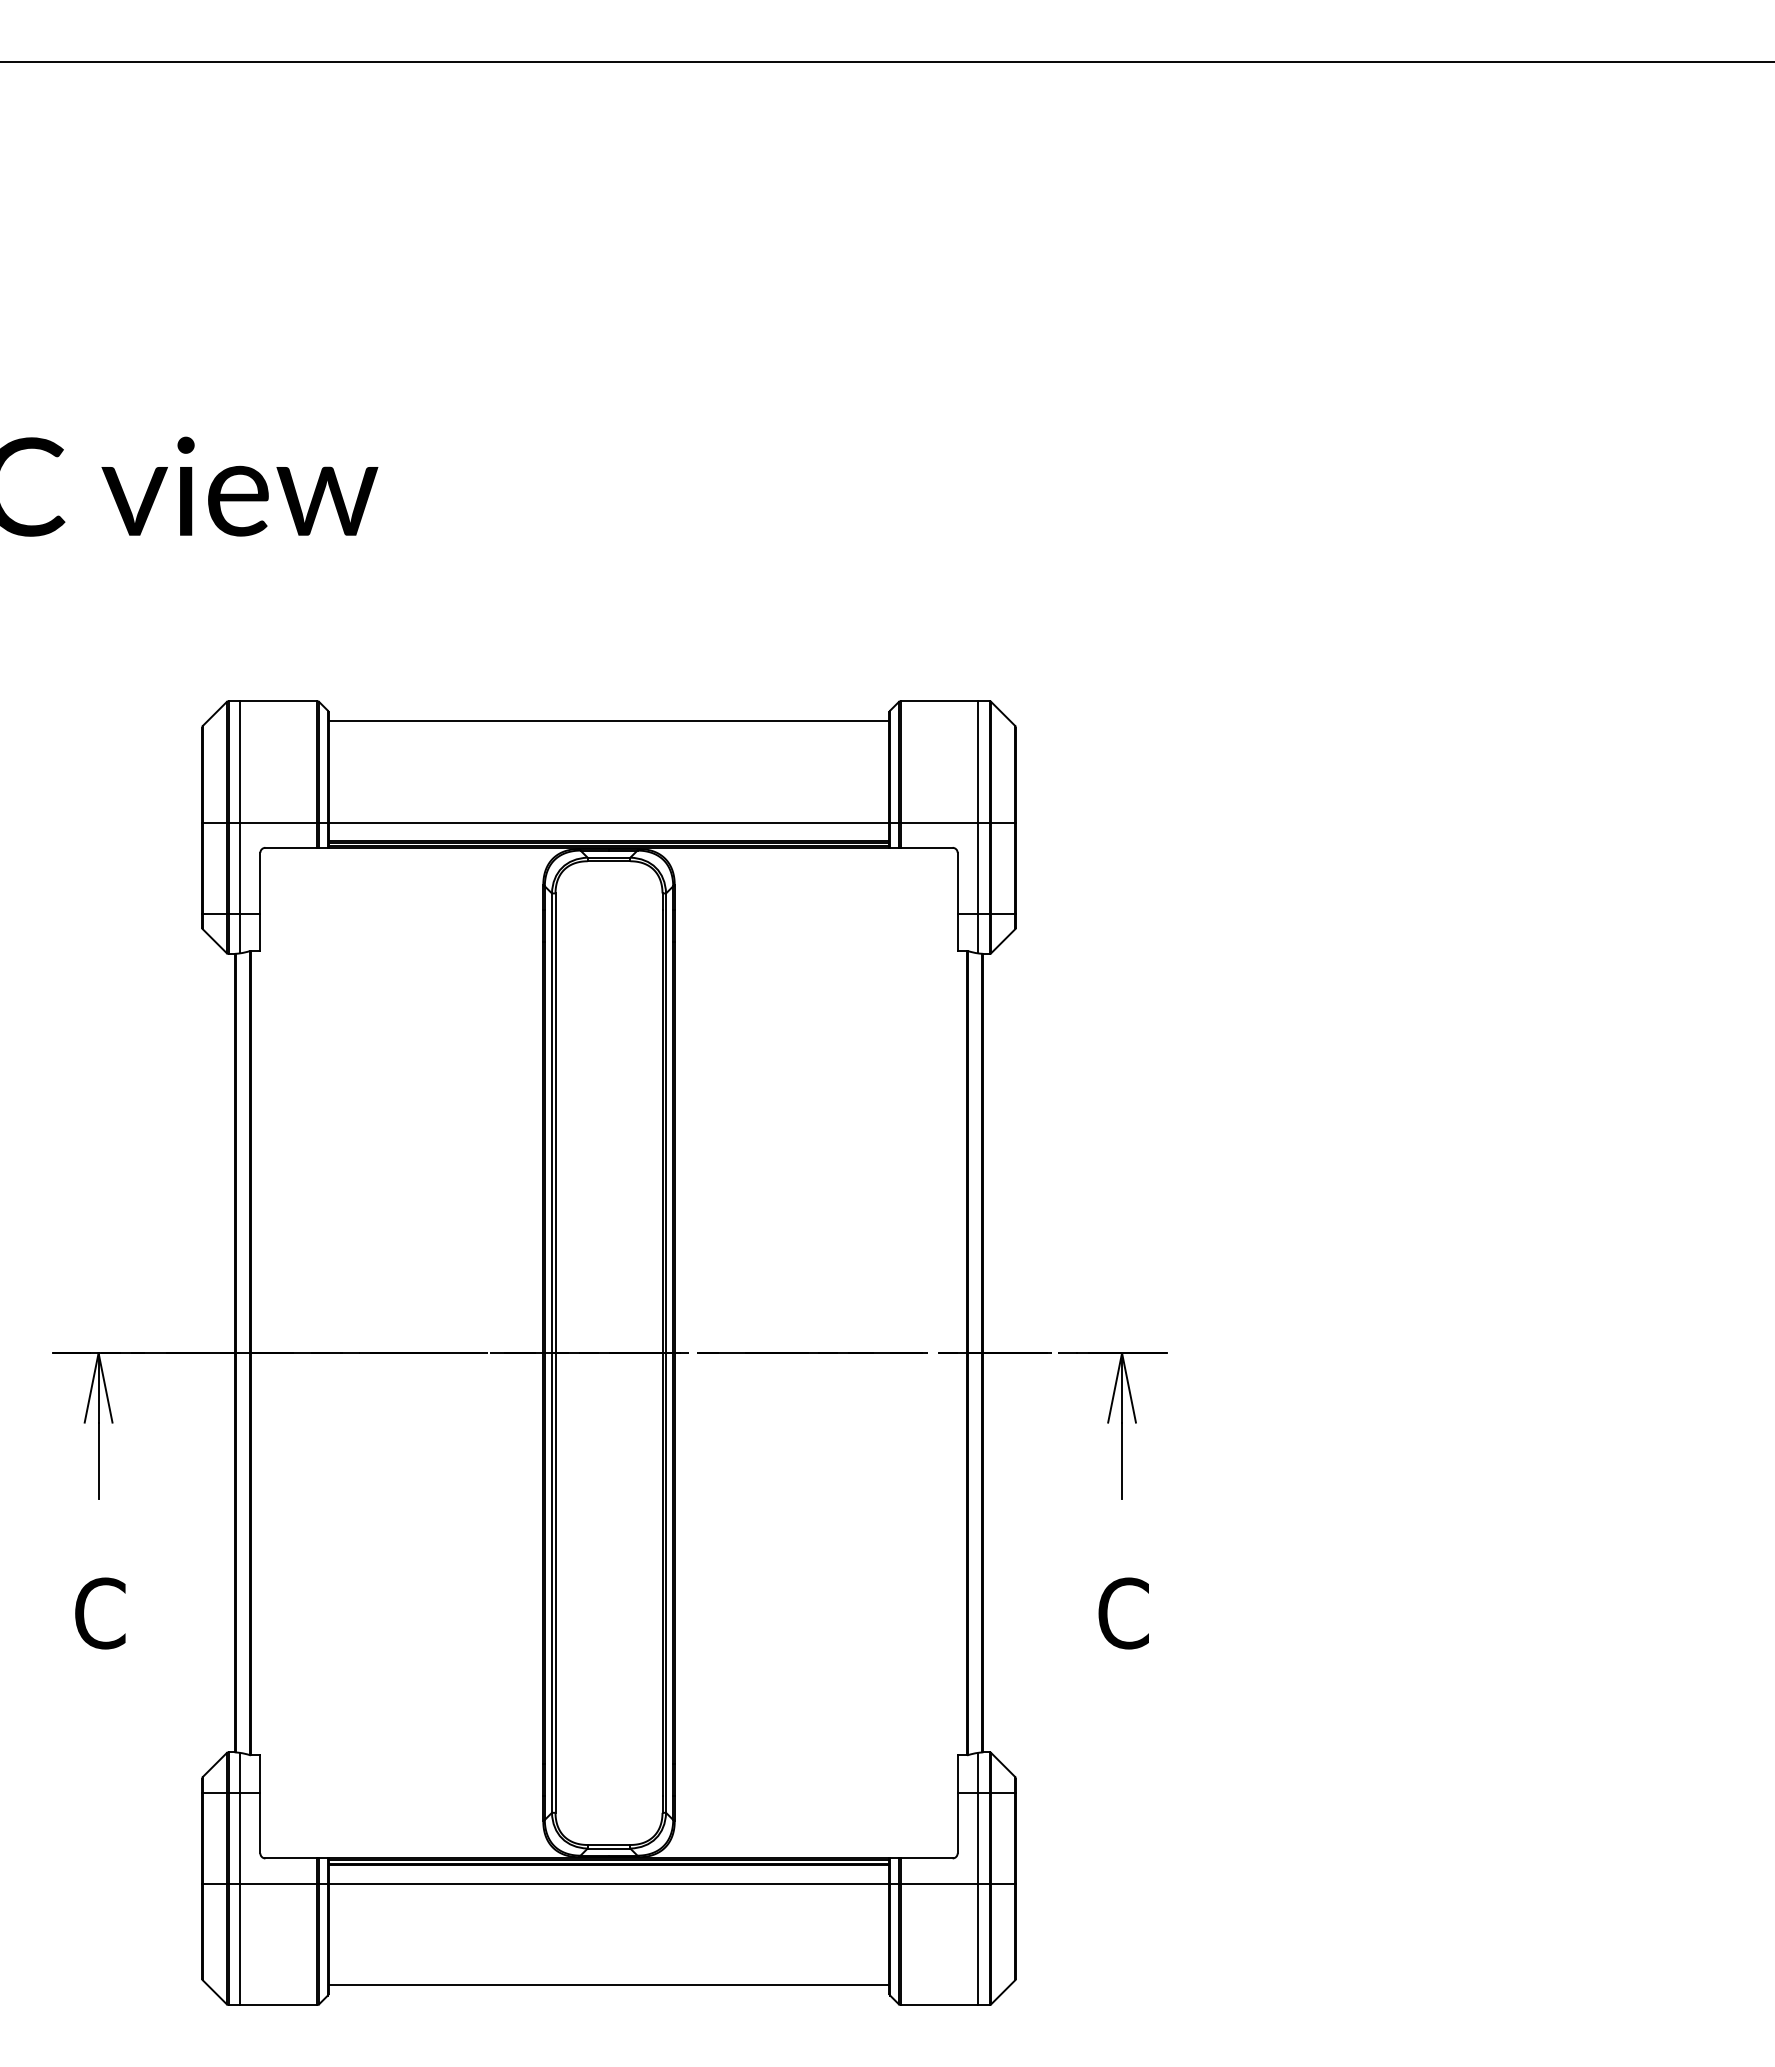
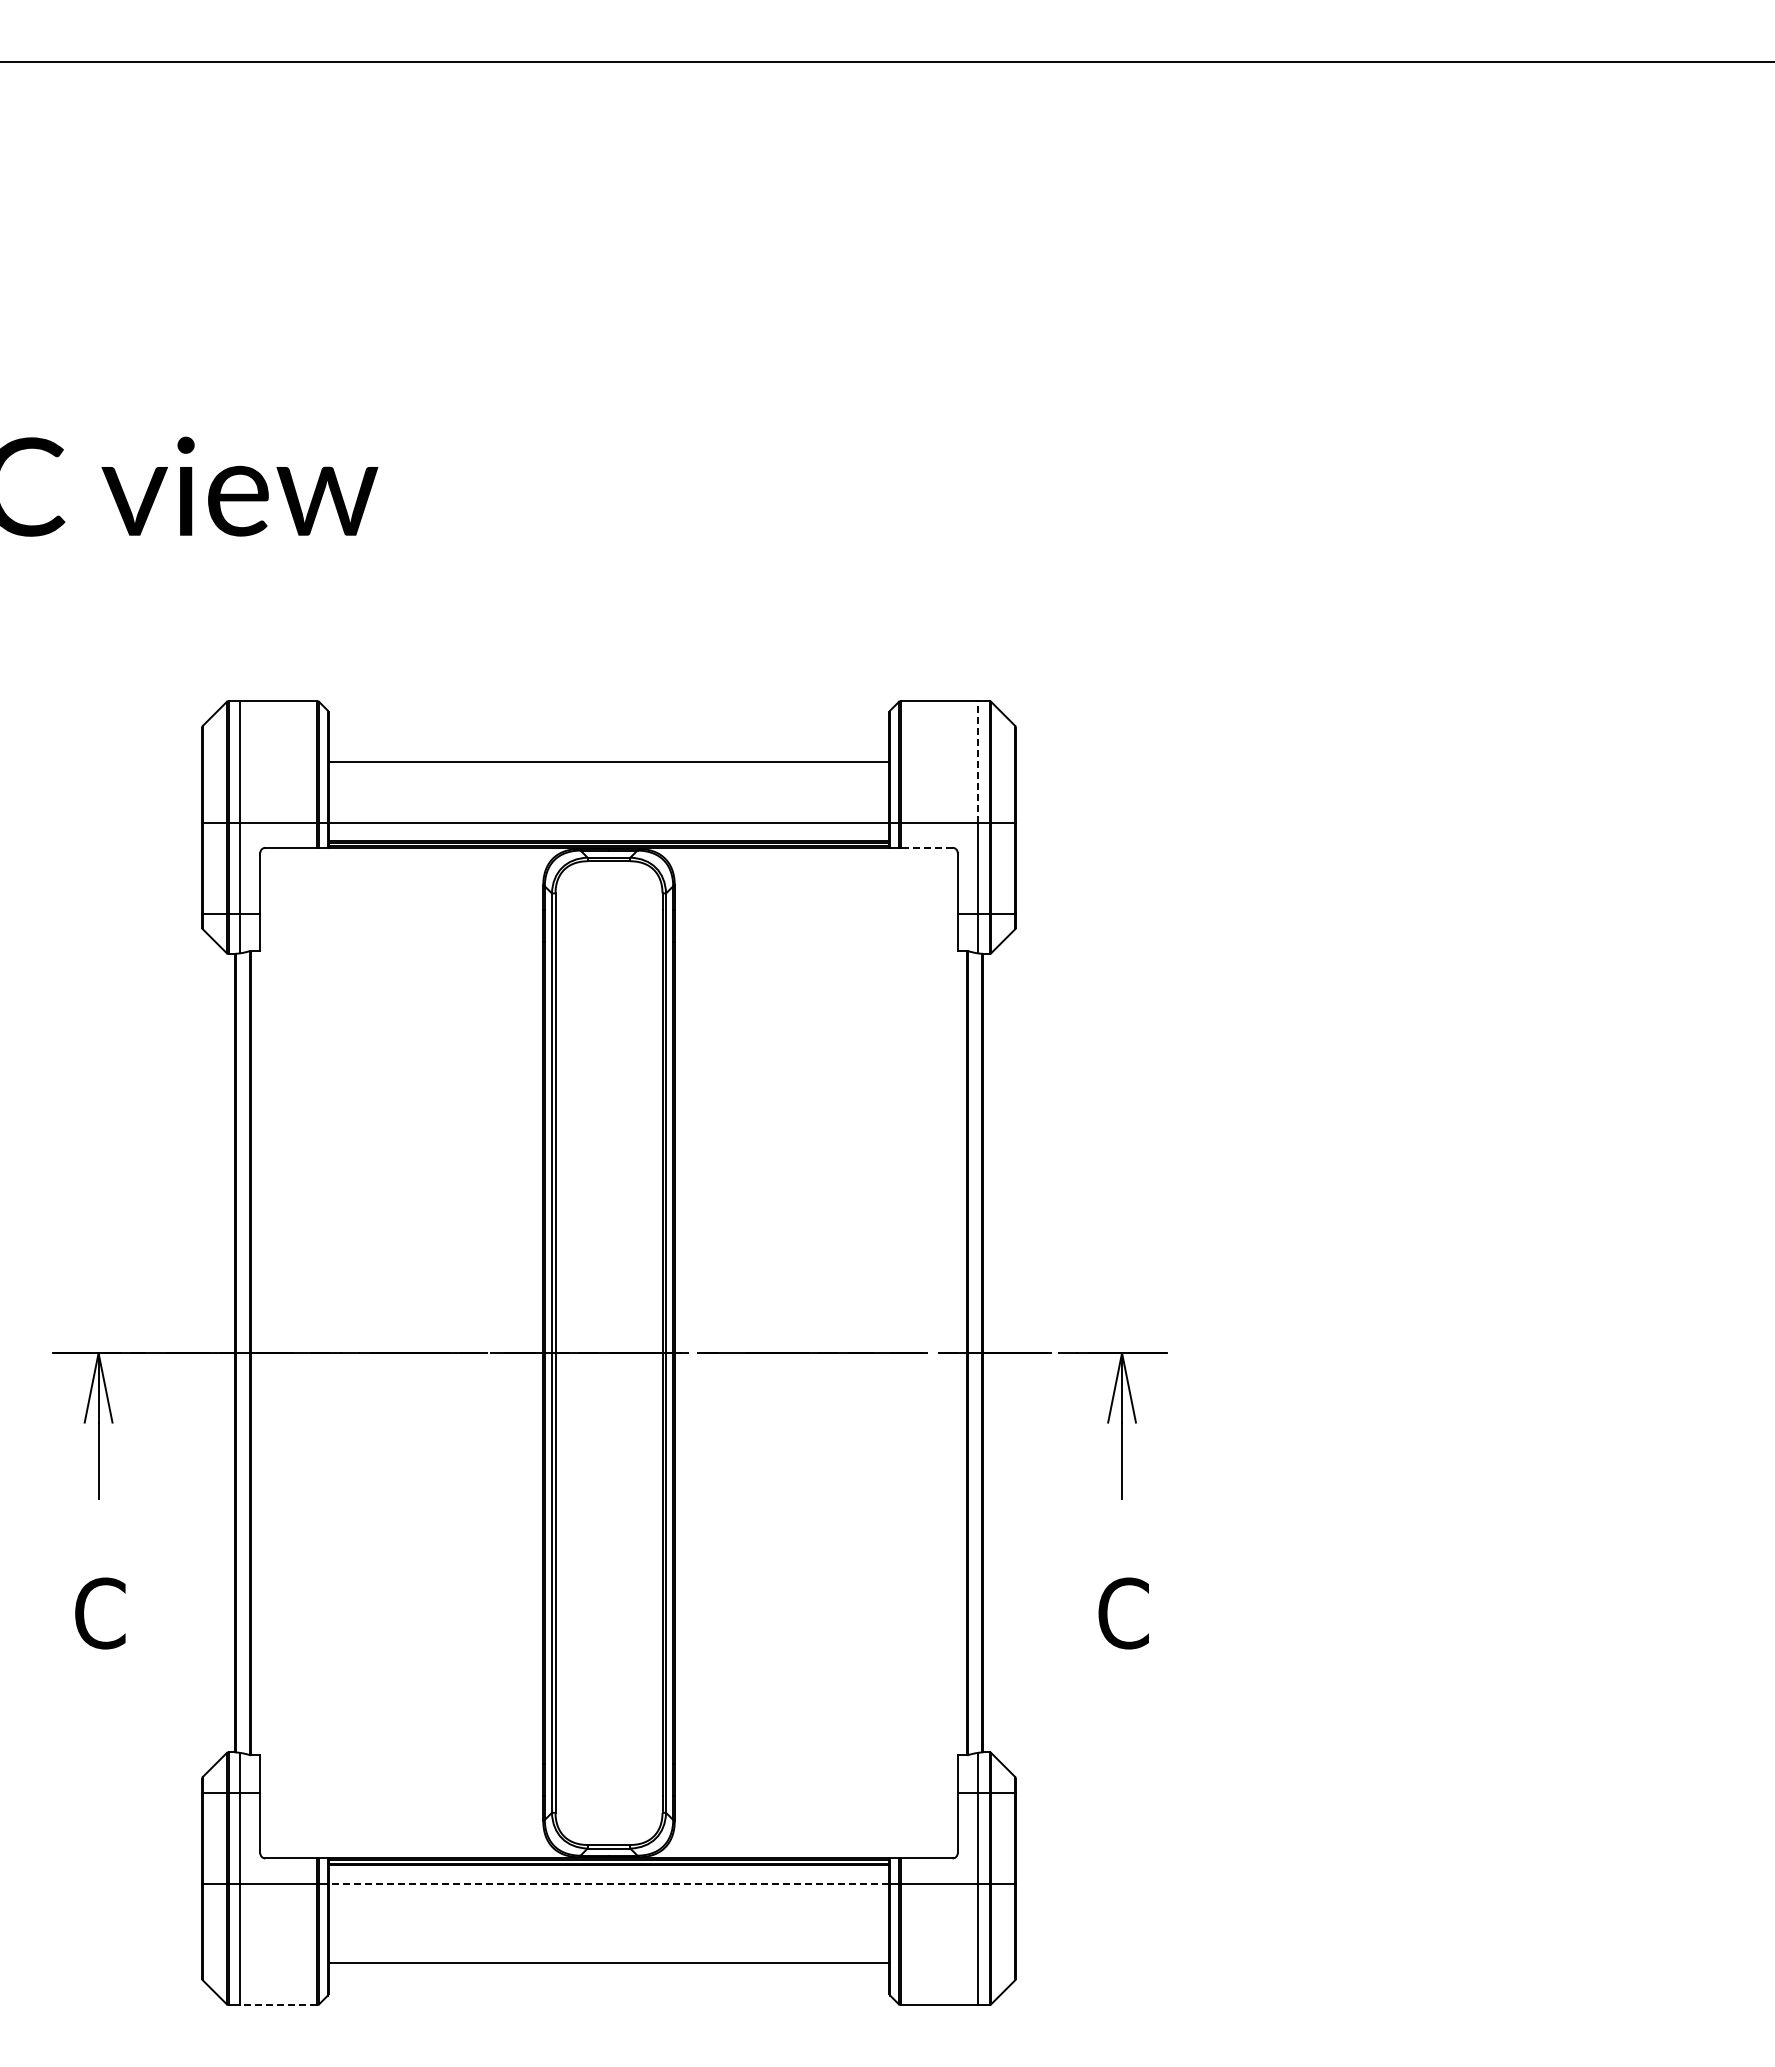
line position: (608, 721) -> (608, 762) (608, 762)
line: solid -> dashed (977, 761)
line: solid -> dashed (926, 847)
line: solid -> dashed (608, 1883)
line position: (608, 1984) -> (608, 1962) (608, 1962)
line: solid -> dashed (278, 2004)
